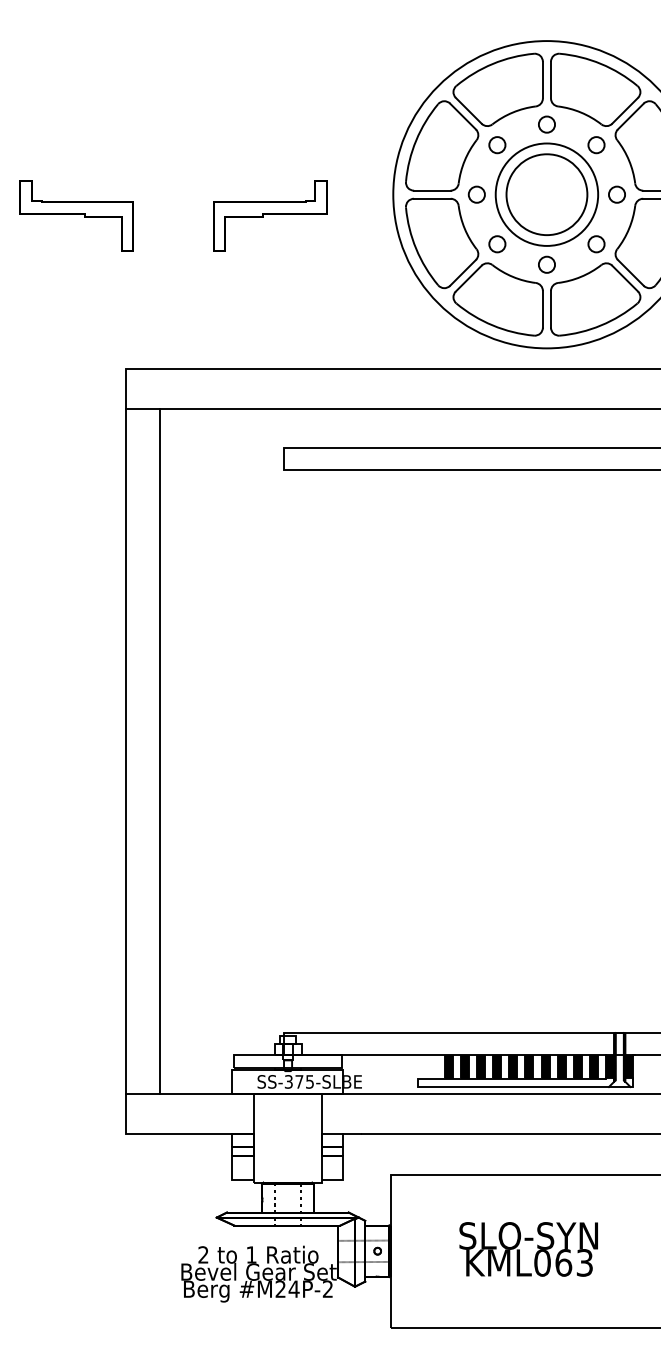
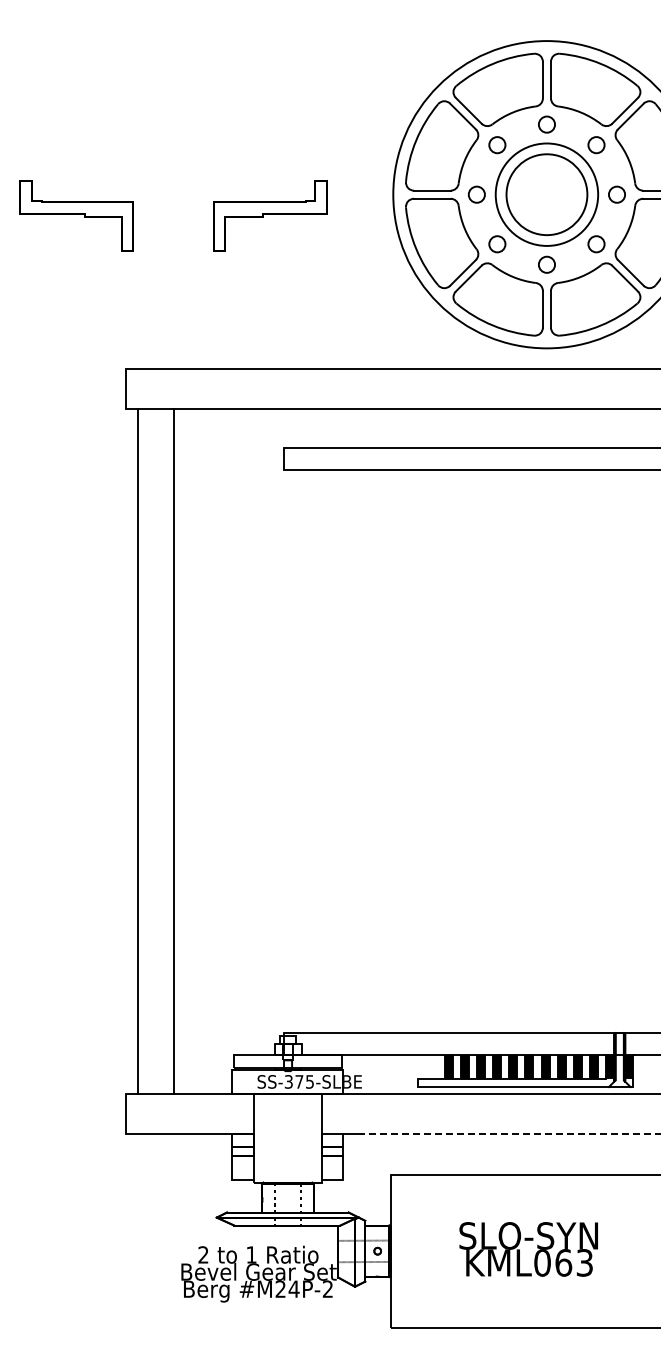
line position: (126, 751) -> (138, 751) (138, 751)
line position: (160, 751) -> (174, 751) (174, 751)
line: solid -> dashed (511, 1134)
